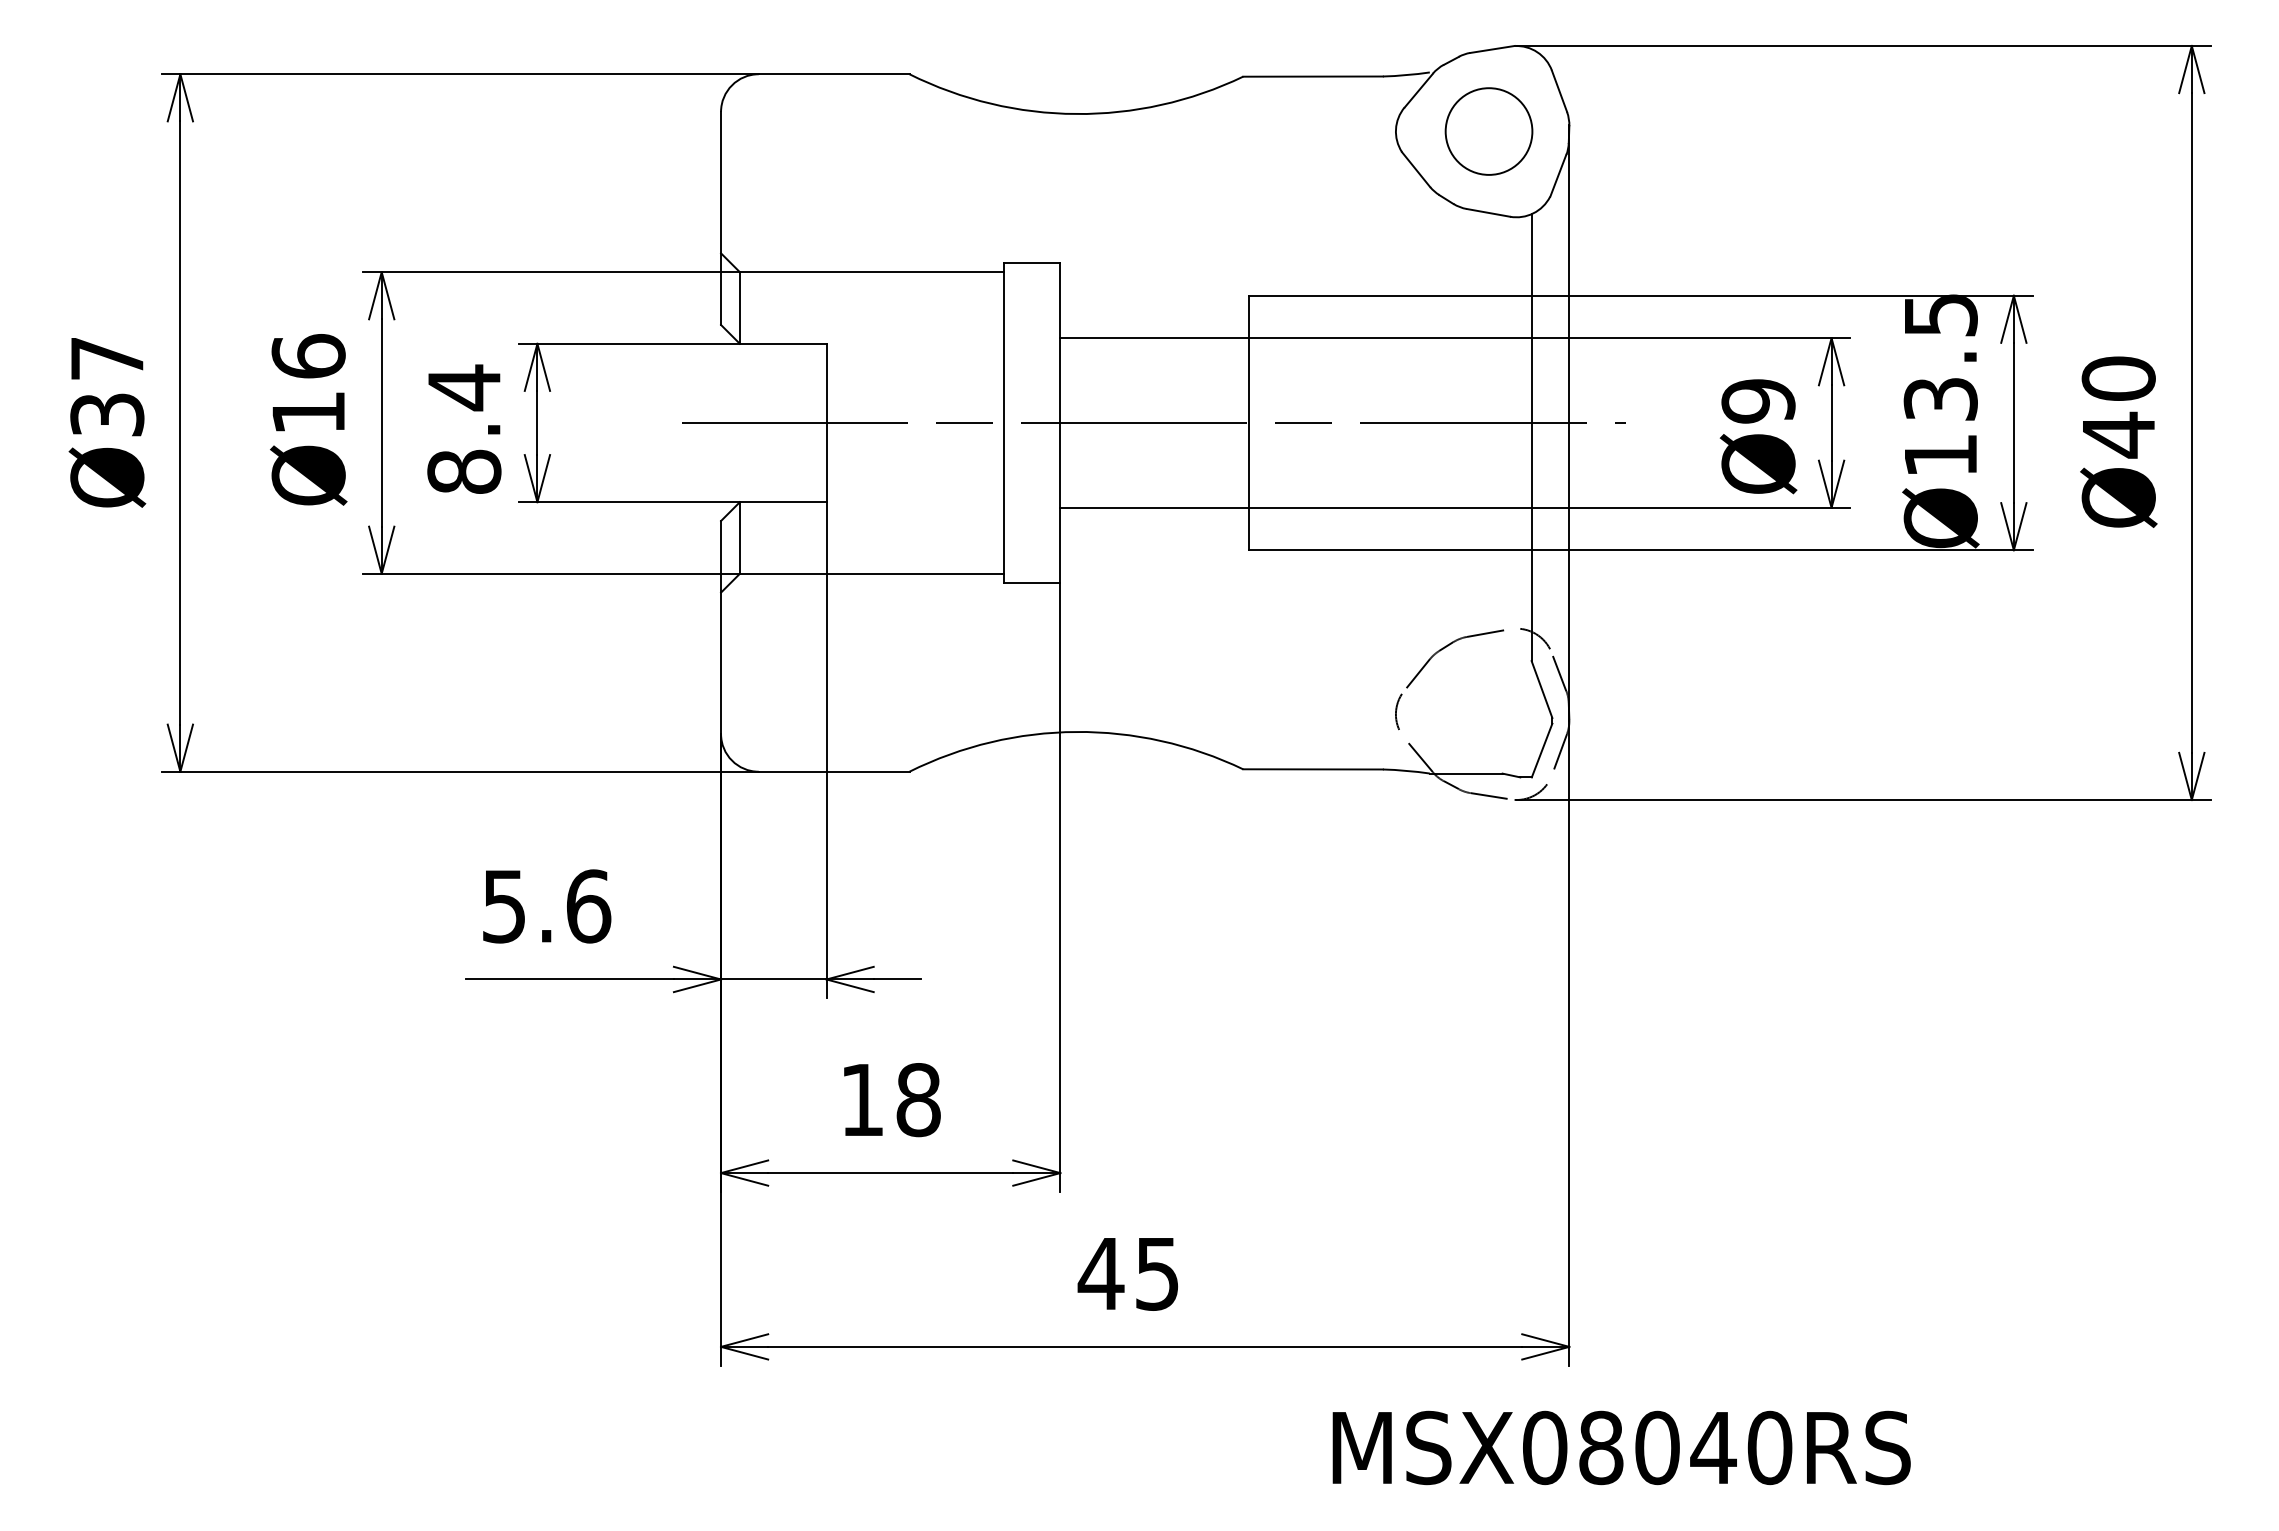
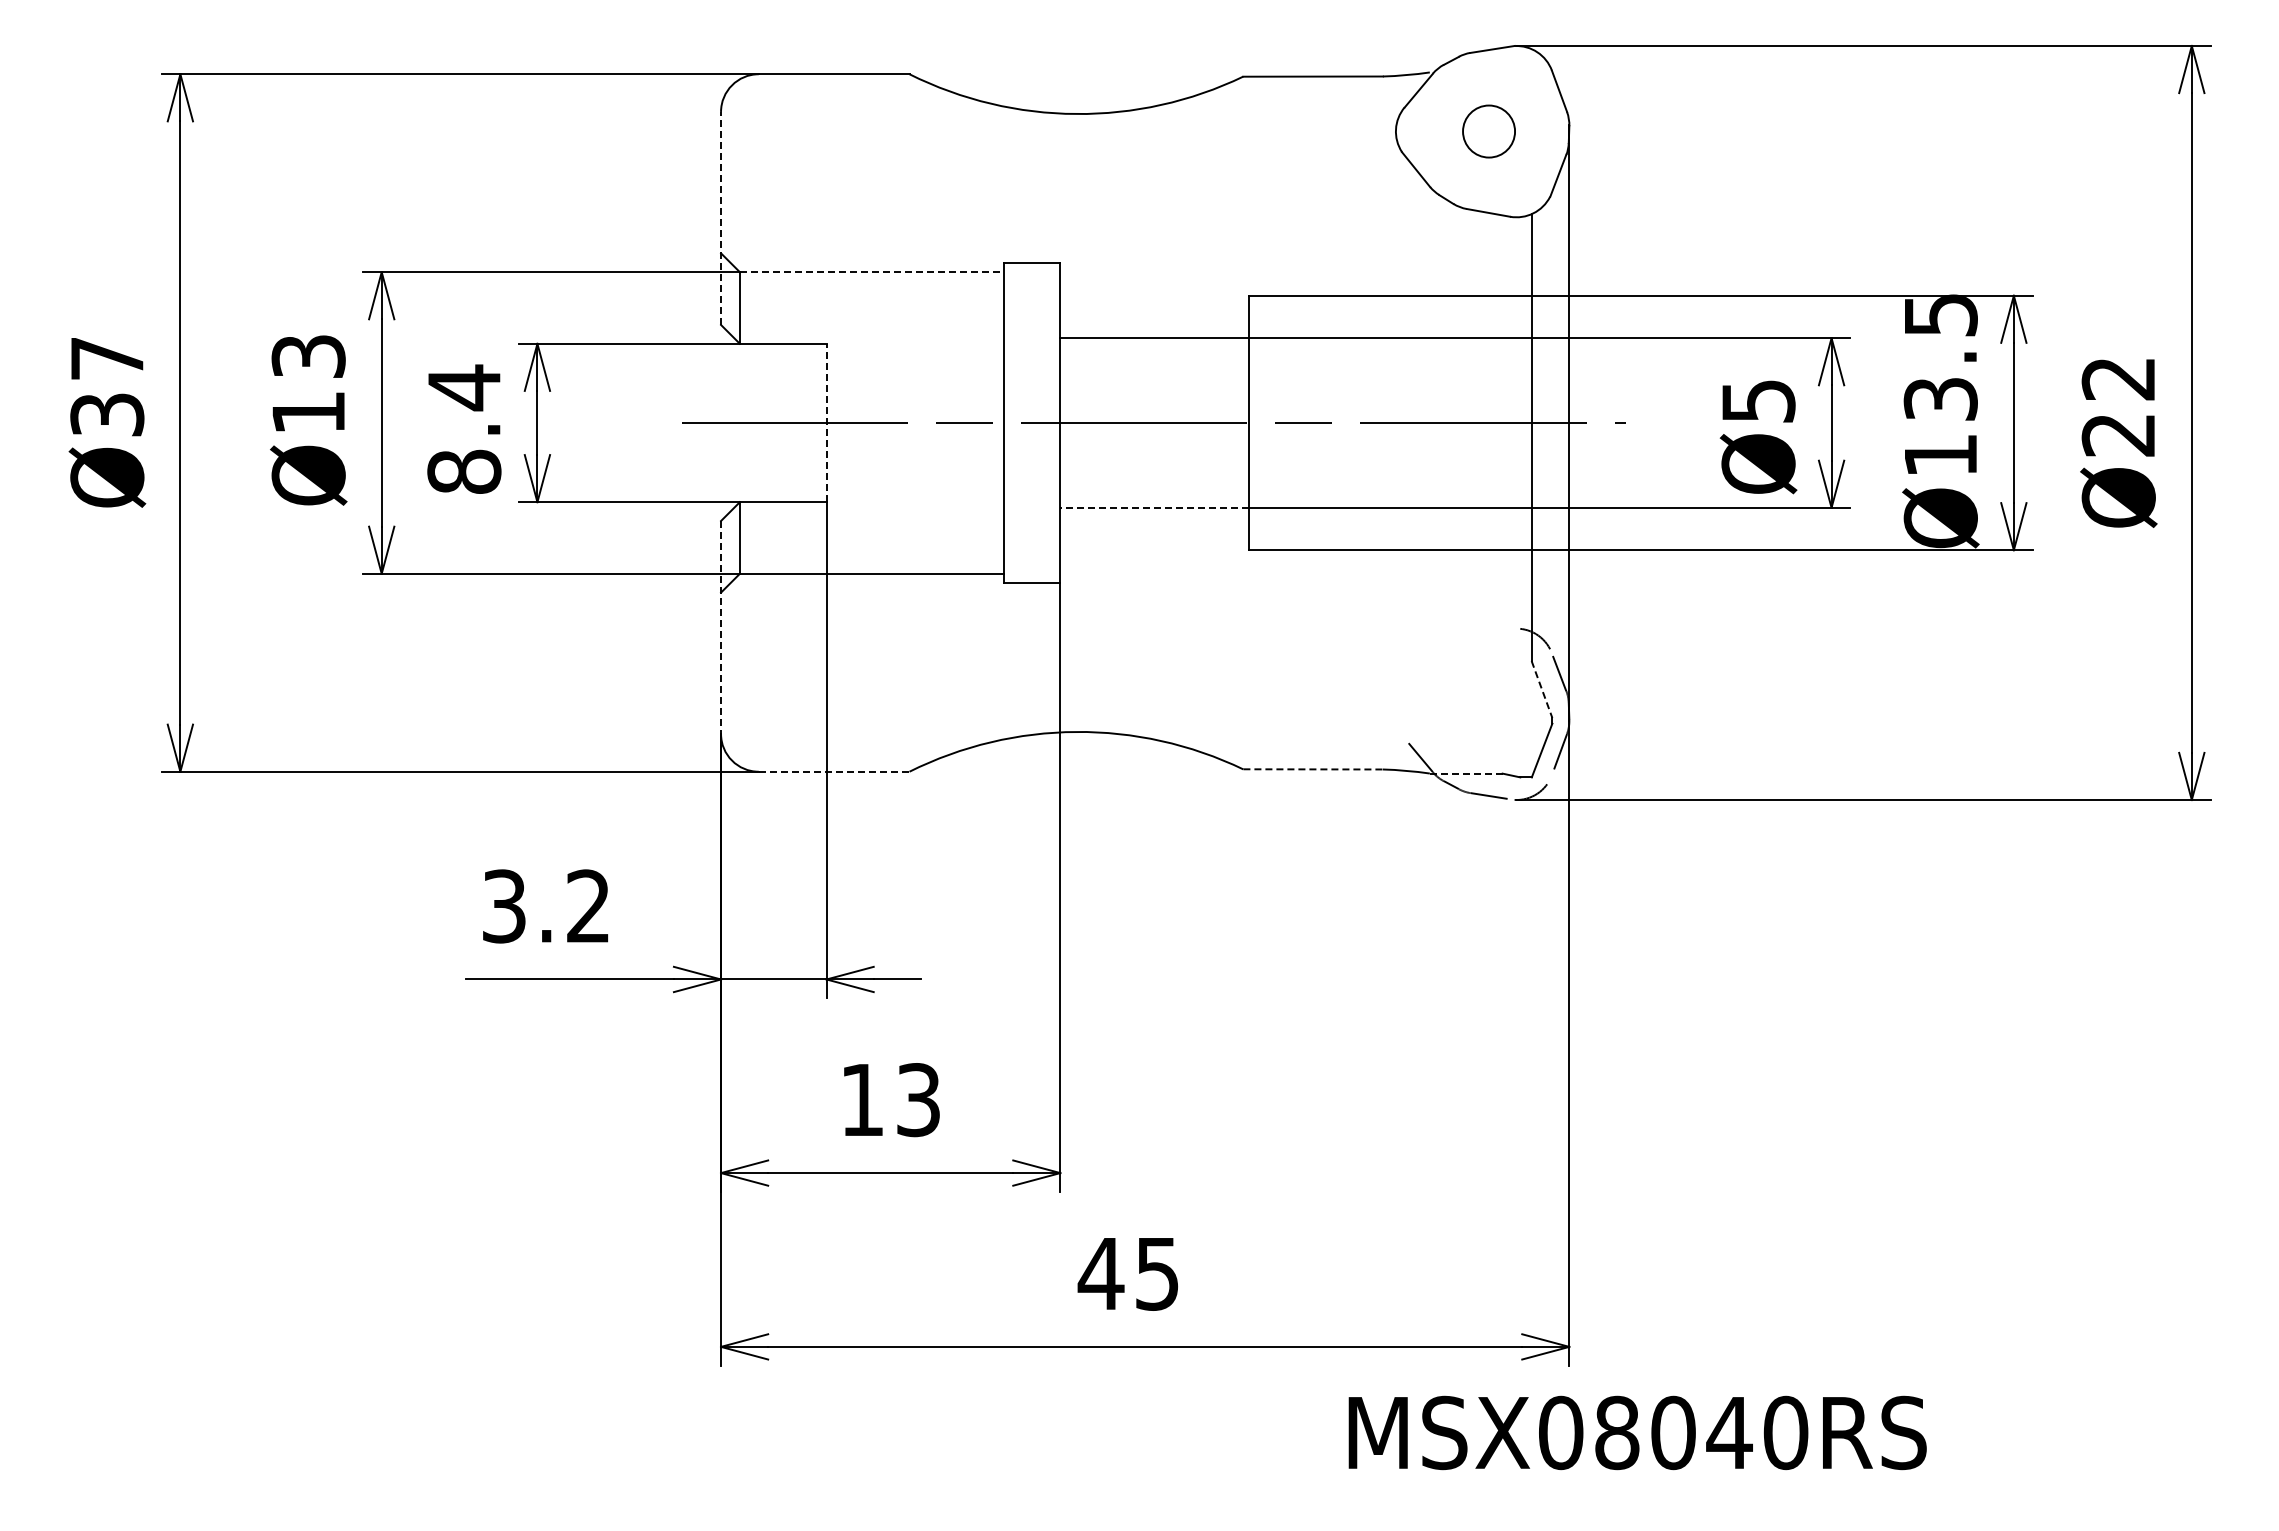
circle diameter: 87 px -> 52 px (1489, 131)
line: solid -> dashed (721, 218)
line: solid -> dashed (871, 272)
text: Ø16 -> Ø13 (308, 356)
text: Ø9 -> Ø5 (1758, 401)
text: Ø40 -> Ø22 (2118, 407)
line: solid -> dashed (826, 422)
line: solid -> dashed (1154, 507)
line: solid -> dashed (721, 627)
part: present -> none (1430, 660)
line: solid -> dashed (1542, 690)
line: solid -> dashed (1313, 769)
line: solid -> dashed (834, 771)
line: solid -> dashed (1466, 773)
text: 5.6 -> 3.2 (547, 906)
text: 18 -> 13 (918, 1100)
text position: (1621, 1447) -> (1637, 1432) (1637, 1432)
